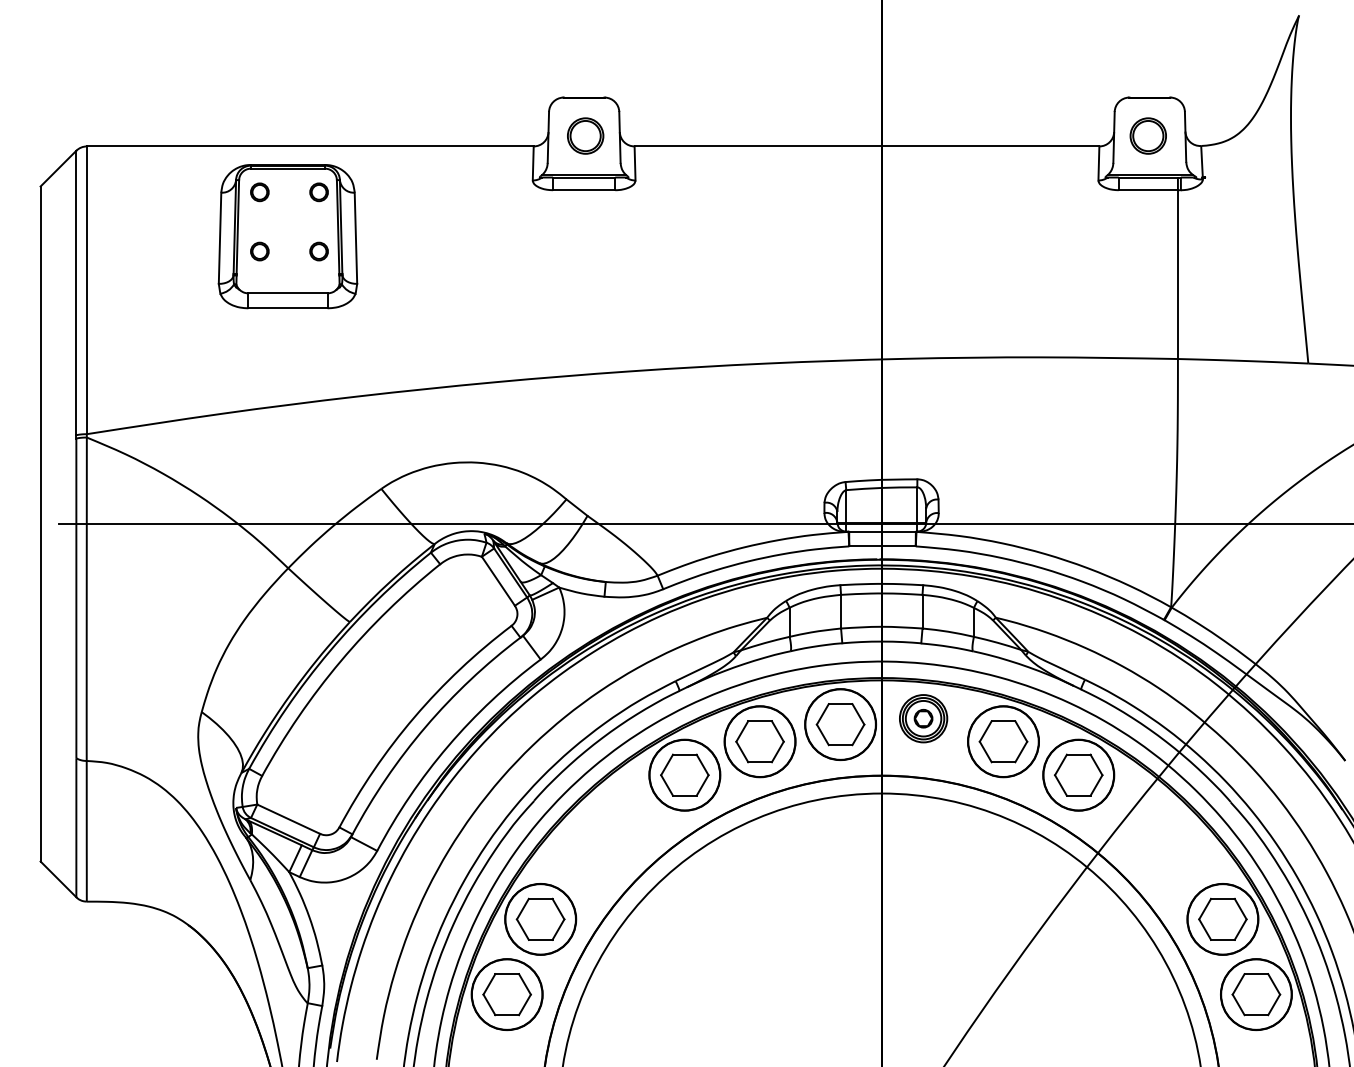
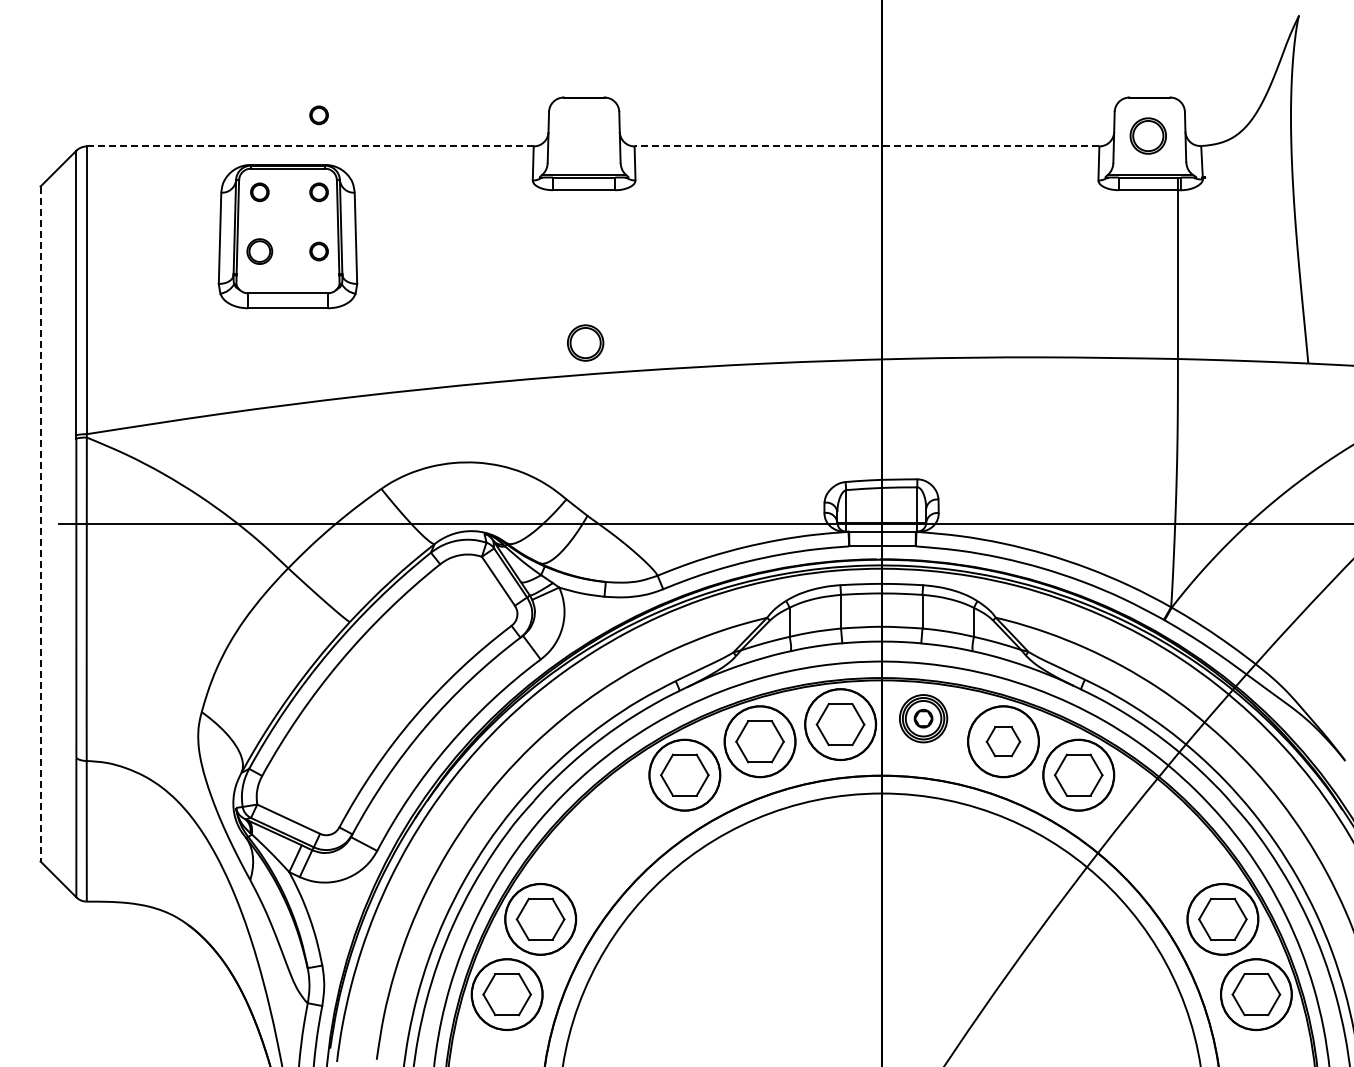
part: none -> present (318, 115)
part position: (585, 135) -> (585, 342) (585, 342)
line: solid -> dashed (309, 146)
line: solid -> dashed (866, 146)
part size: 20x21 px -> 28x27 px (259, 251)
line: solid -> dashed (40, 524)
part size: 51x44 px -> 37x32 px (1003, 741)
